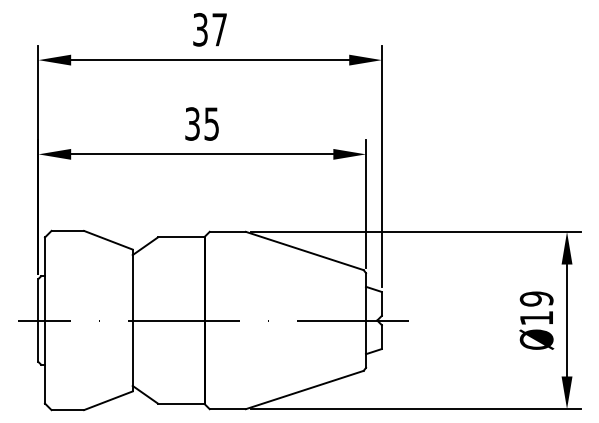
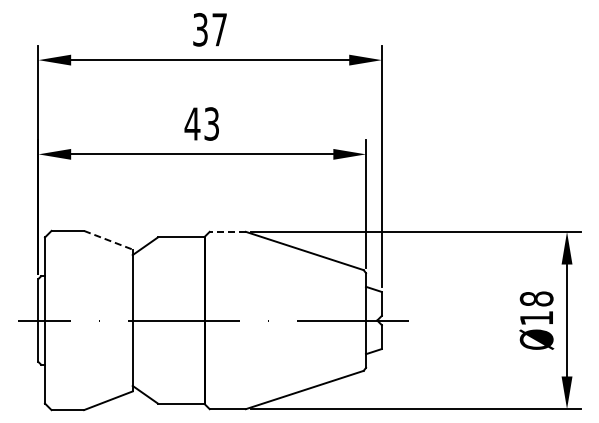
text: 35 -> 43 (201, 123)
line: solid -> dashed (227, 231)
line: solid -> dashed (108, 240)
text: Ø19 -> Ø18 (536, 298)
